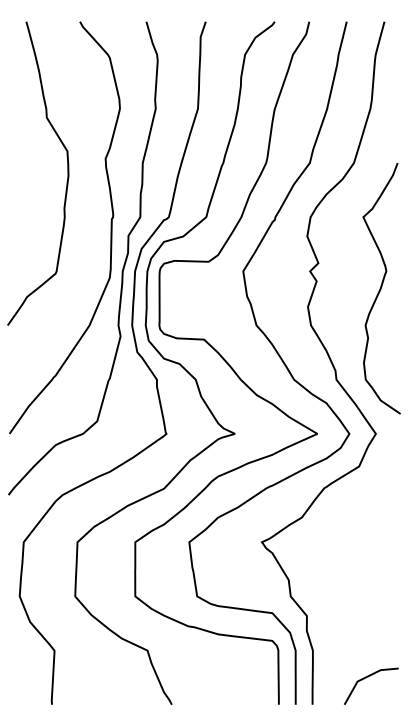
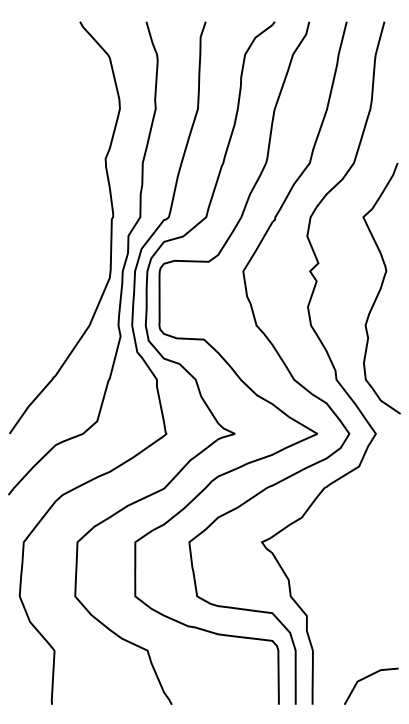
curve: present -> none (67, 173)
